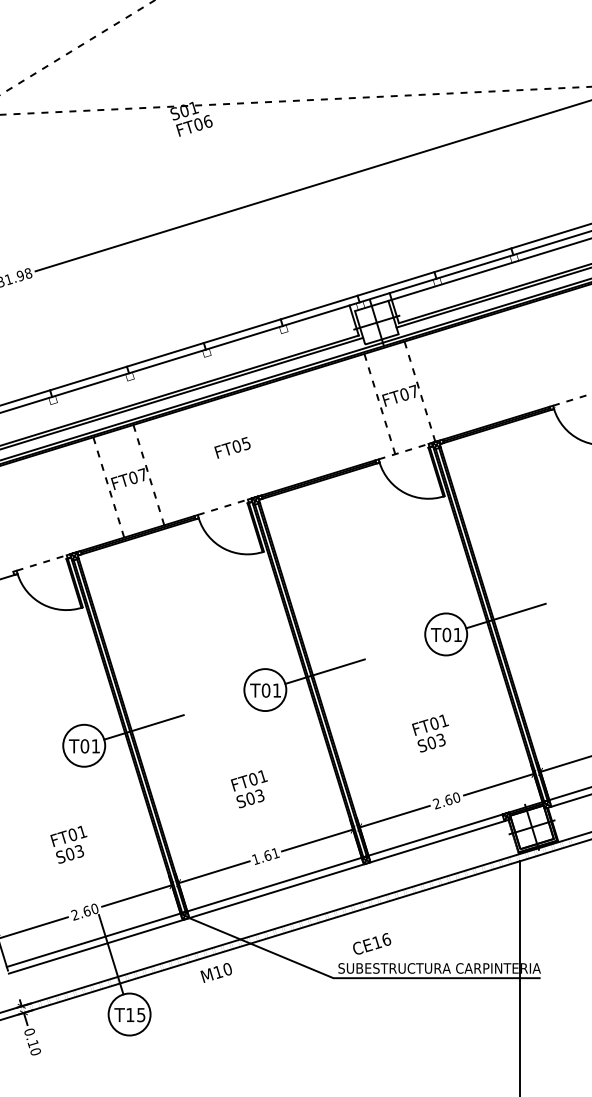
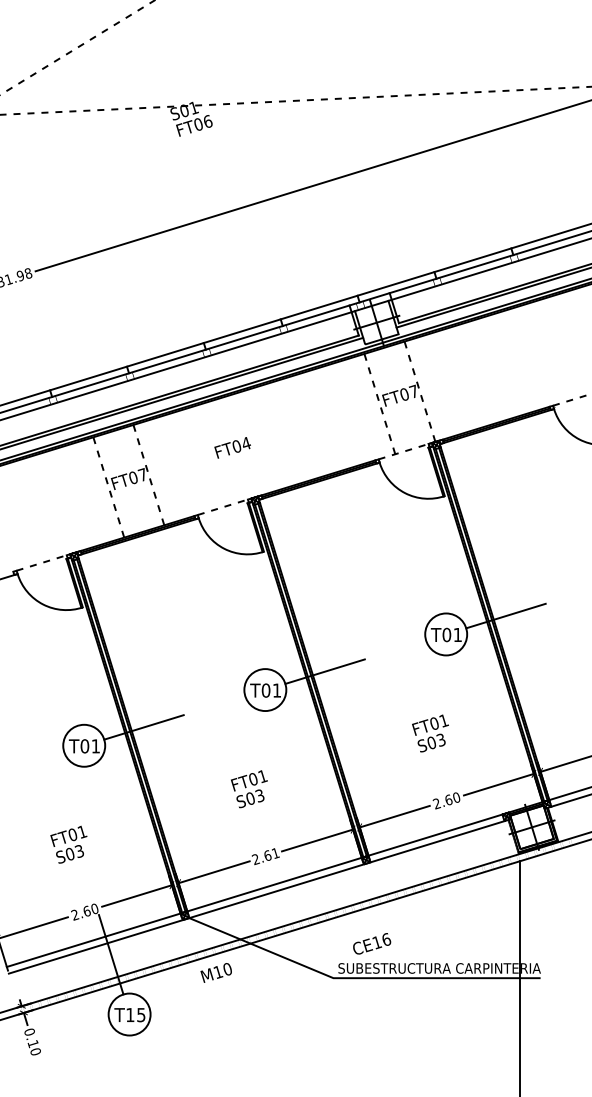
line: none -> present (178, 365)
text: FT05 -> FT04 (245, 443)
text: 1.61 -> 2.61 (254, 859)
